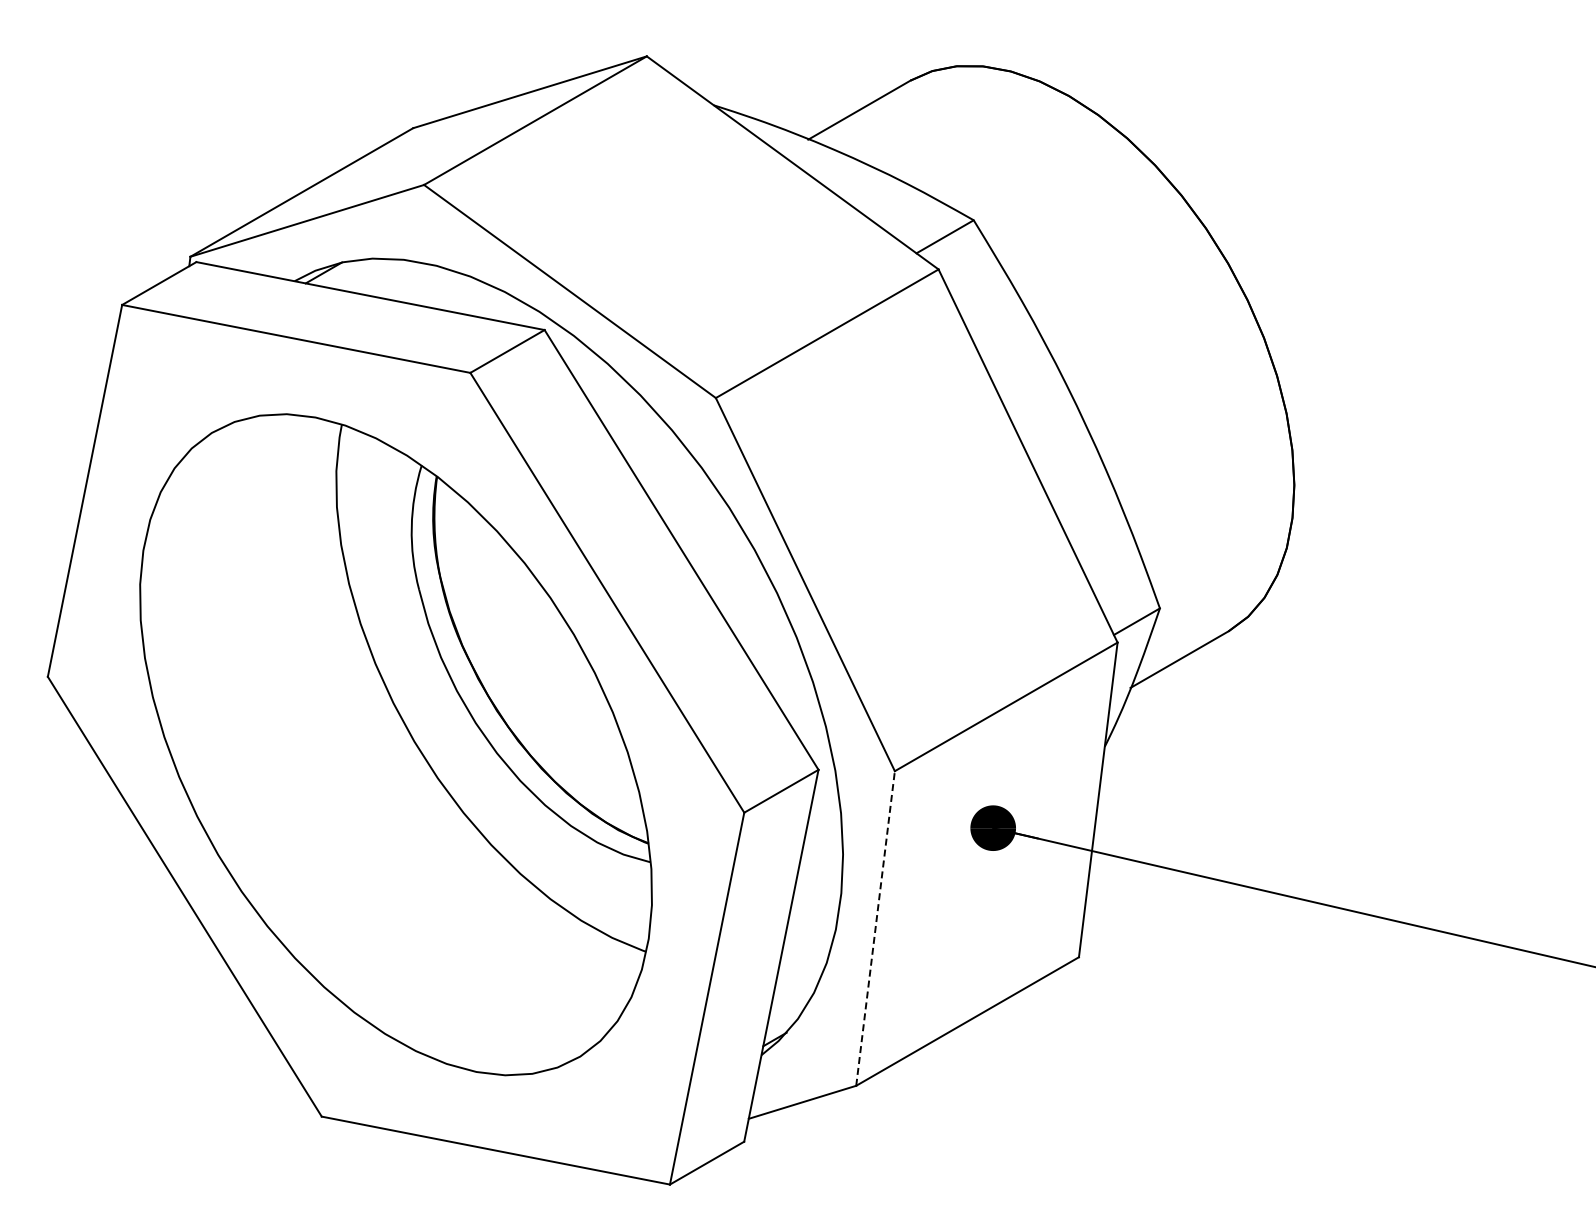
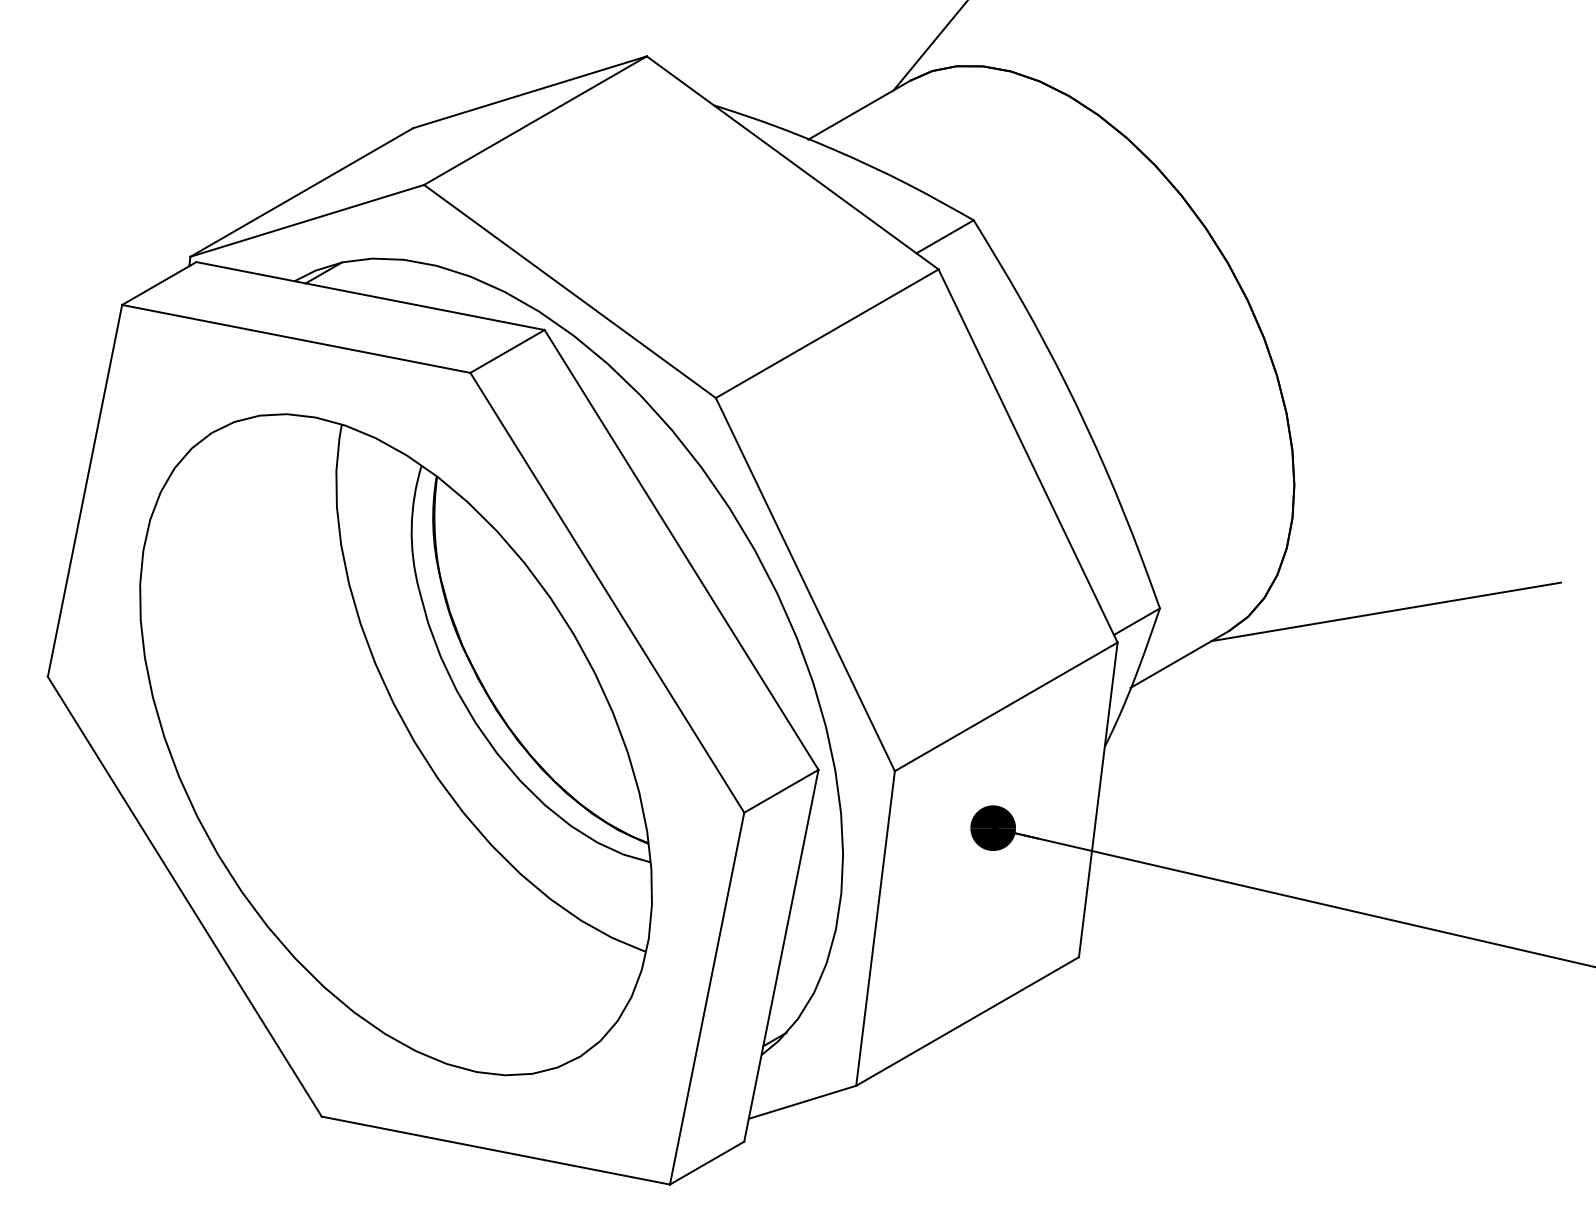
line: none -> present (929, 46)
line: none -> present (1386, 611)
line: dashed -> solid (875, 927)
